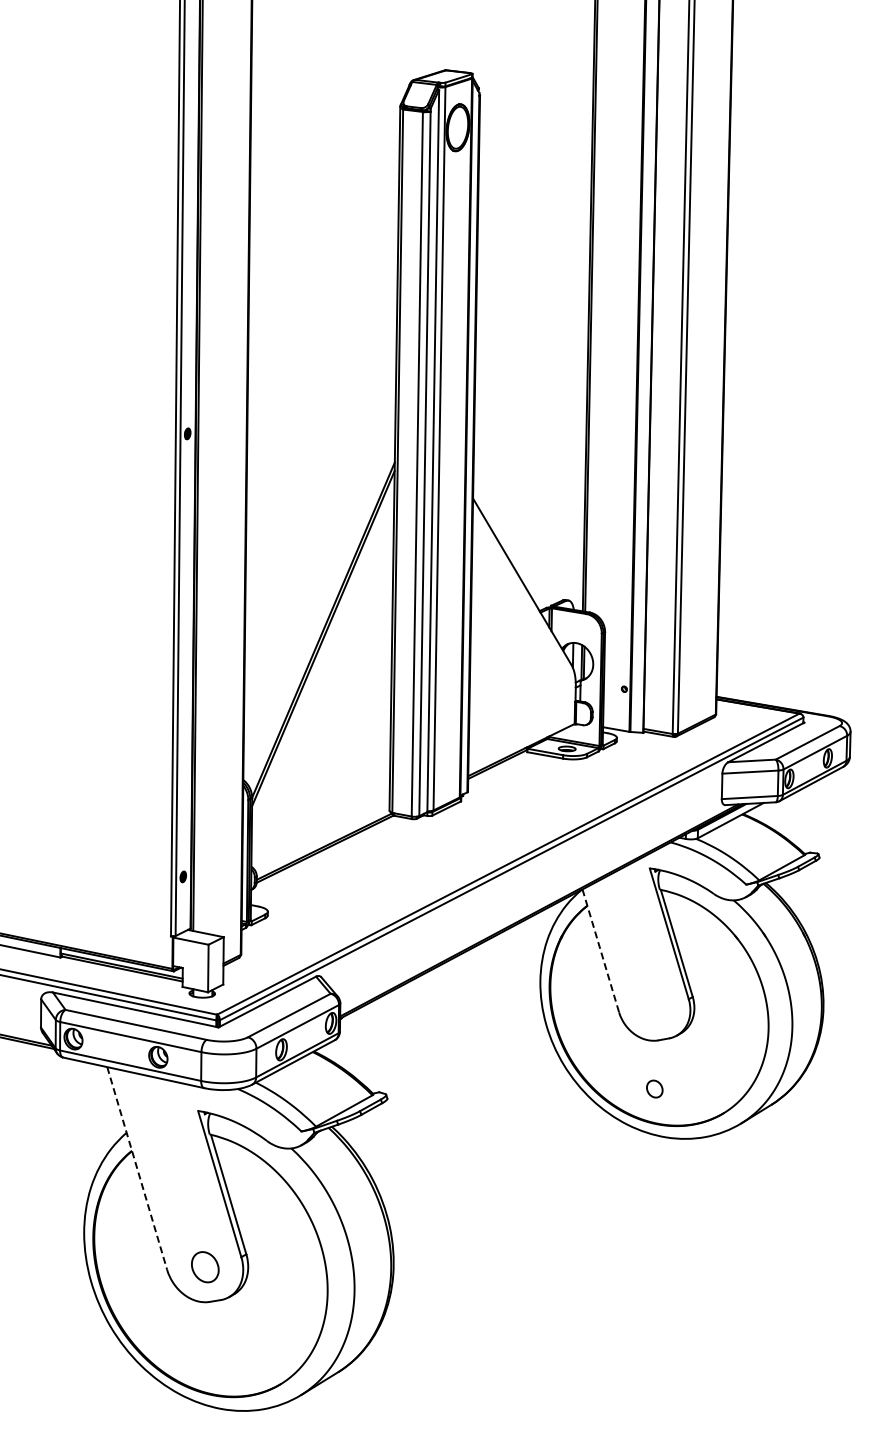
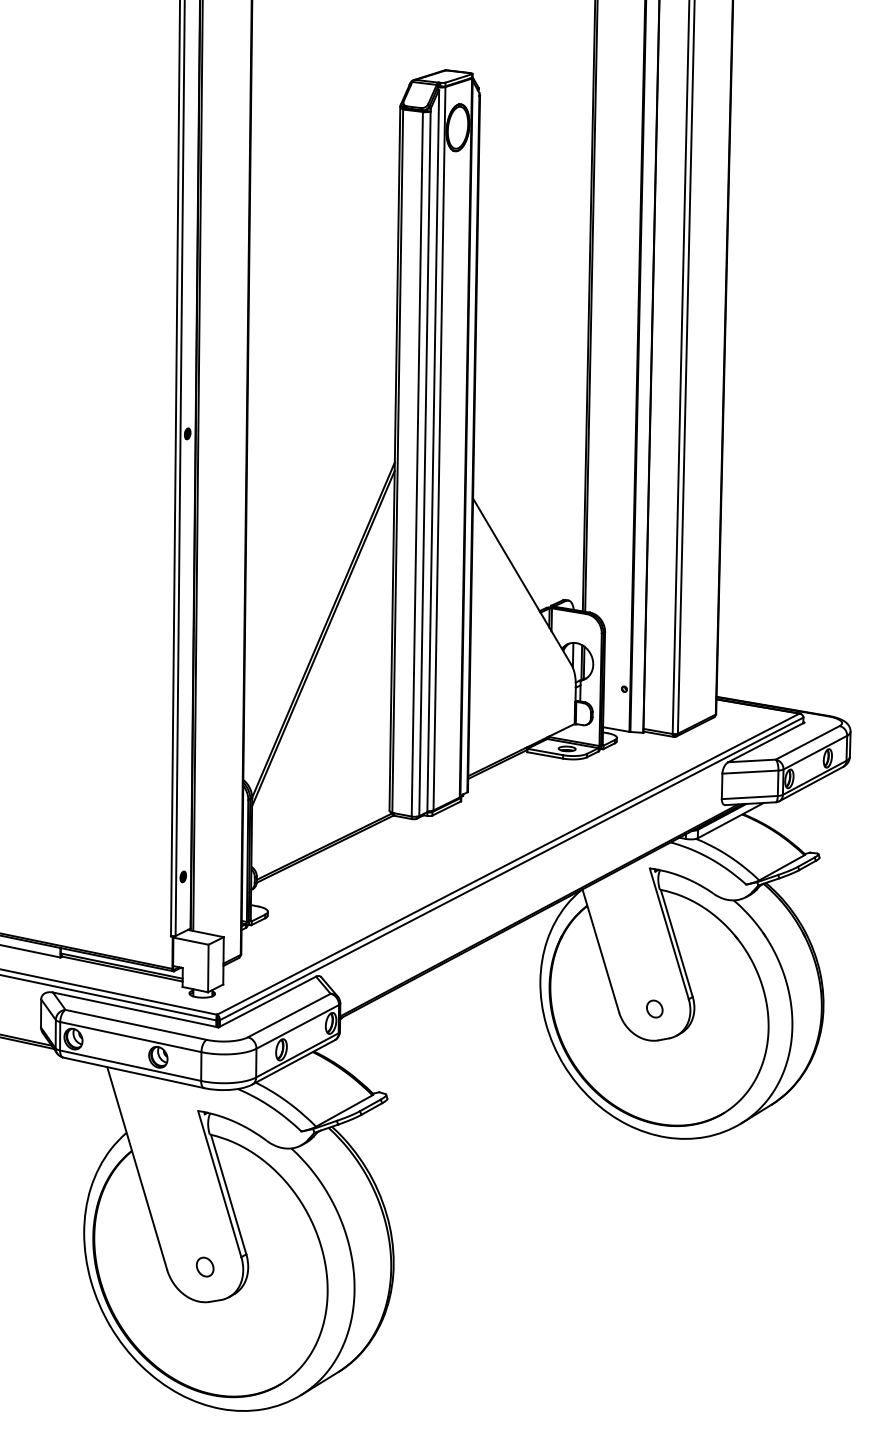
line: dashed -> solid (600, 951)
part position: (654, 1088) -> (654, 1008) (654, 1008)
line: dashed -> solid (137, 1168)
part size: 29x33 px -> 20x22 px (204, 1266)
